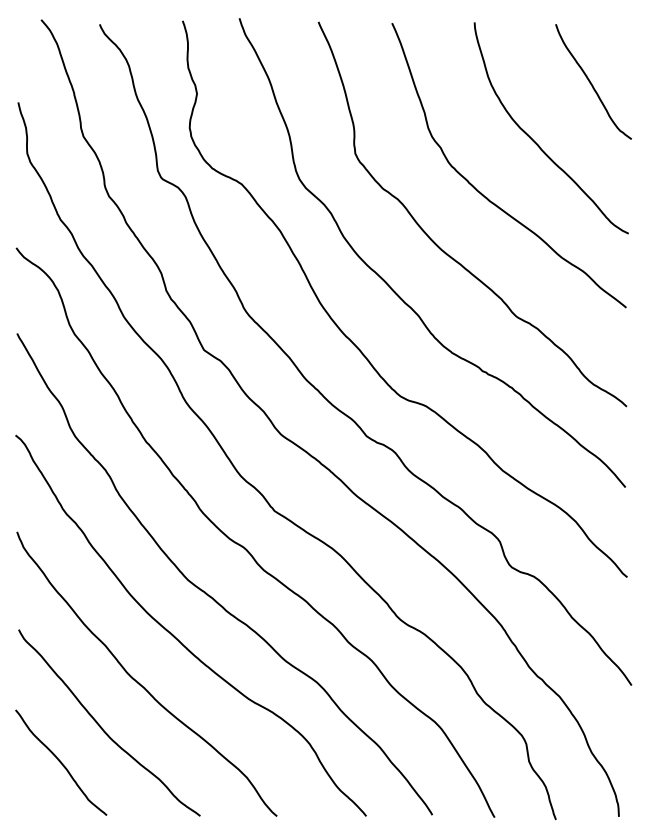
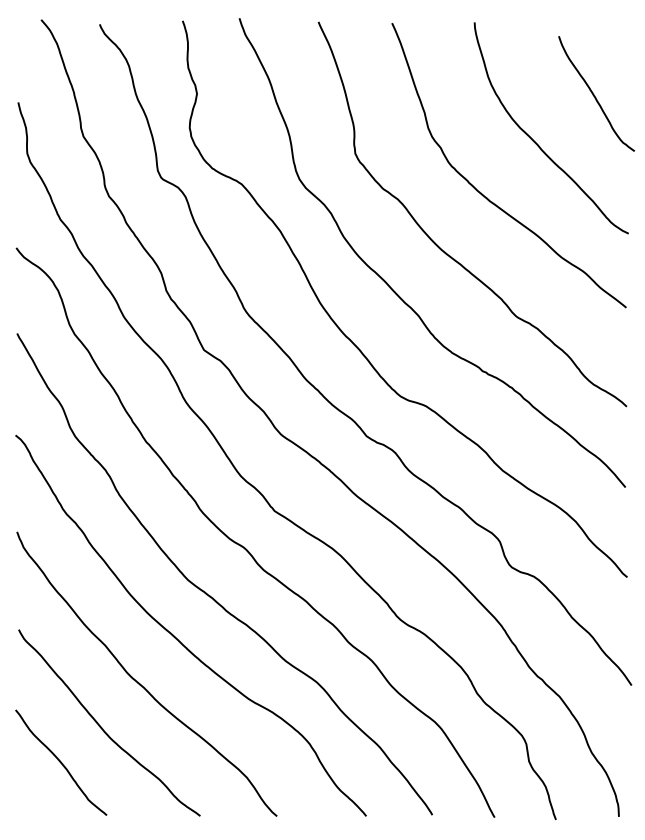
curve position: (591, 82) -> (594, 94) (594, 94)
